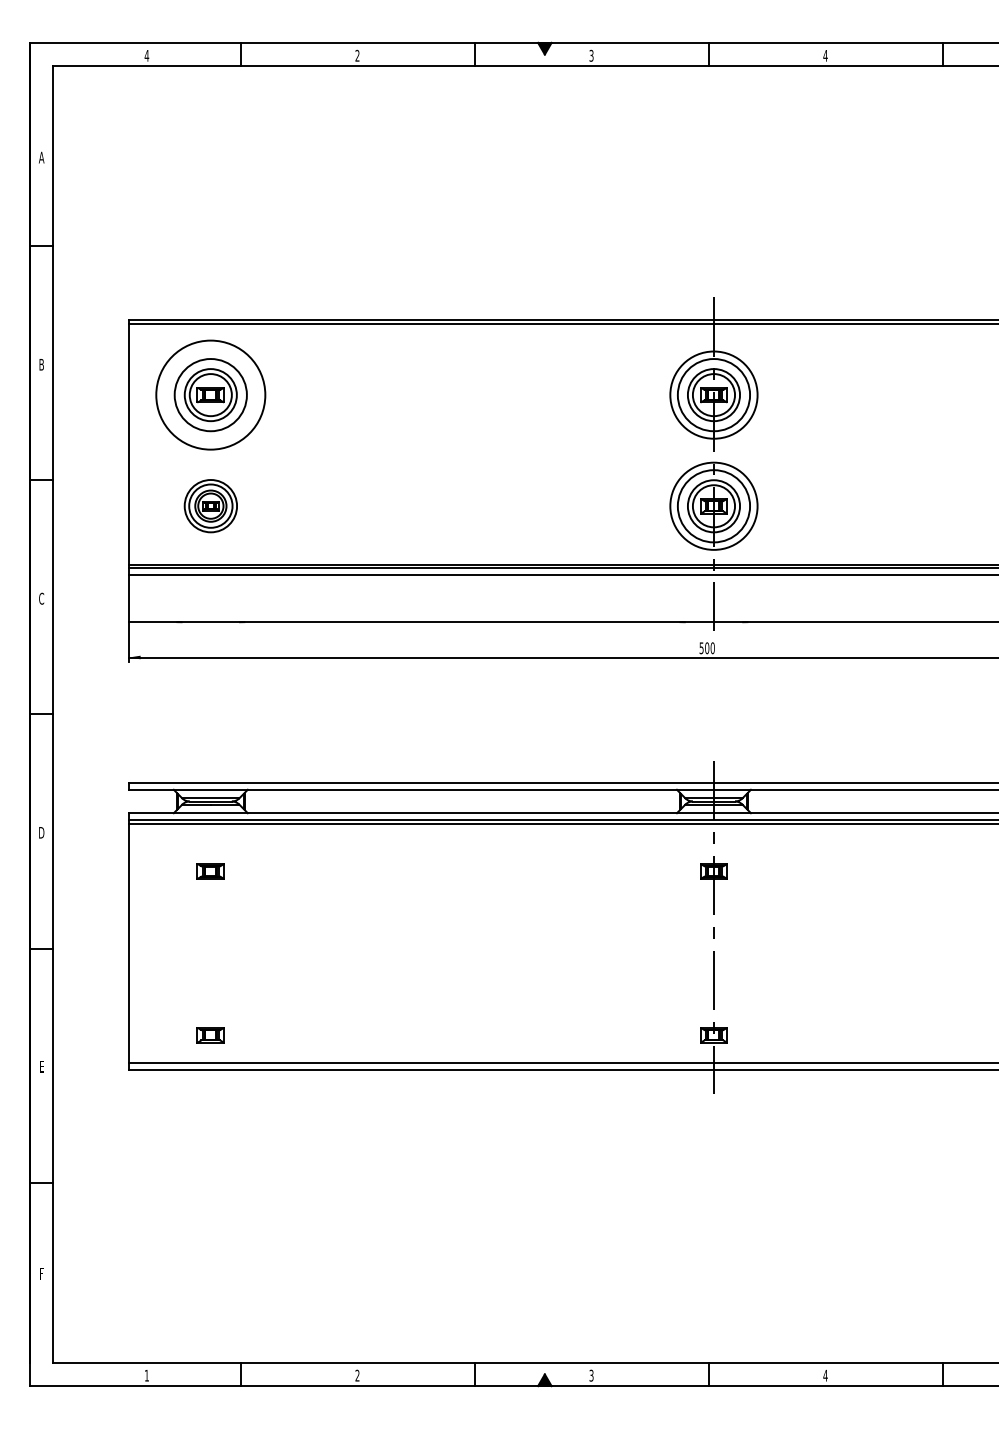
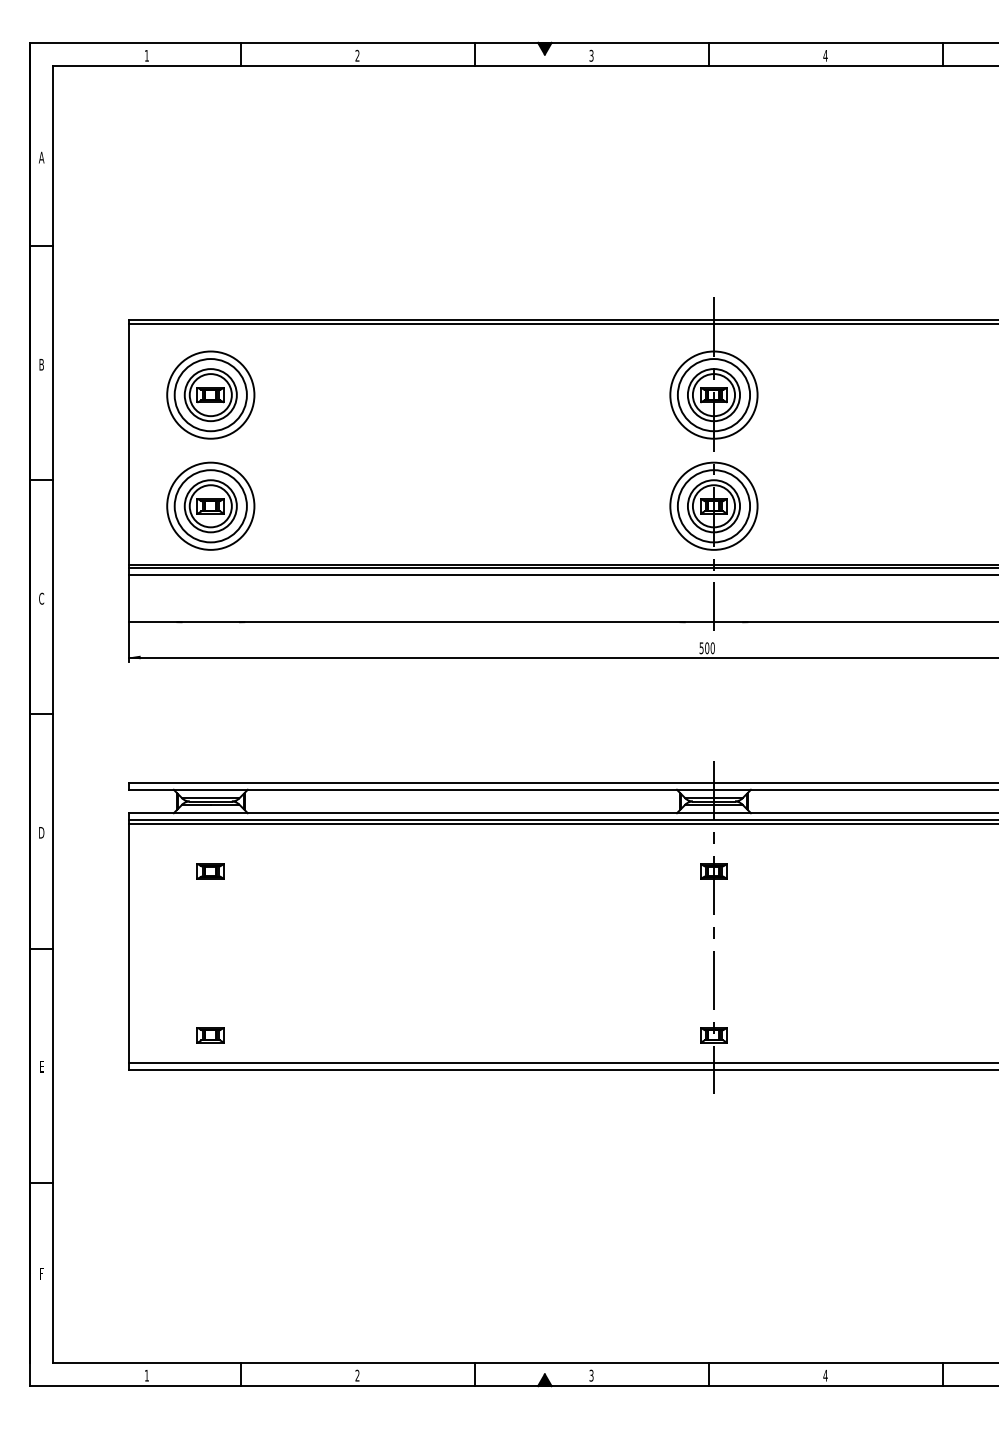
text: 4 -> 1 (146, 55)
circle diameter: 109 px -> 87 px (210, 394)
part size: 55x55 px -> 90x90 px (210, 505)
